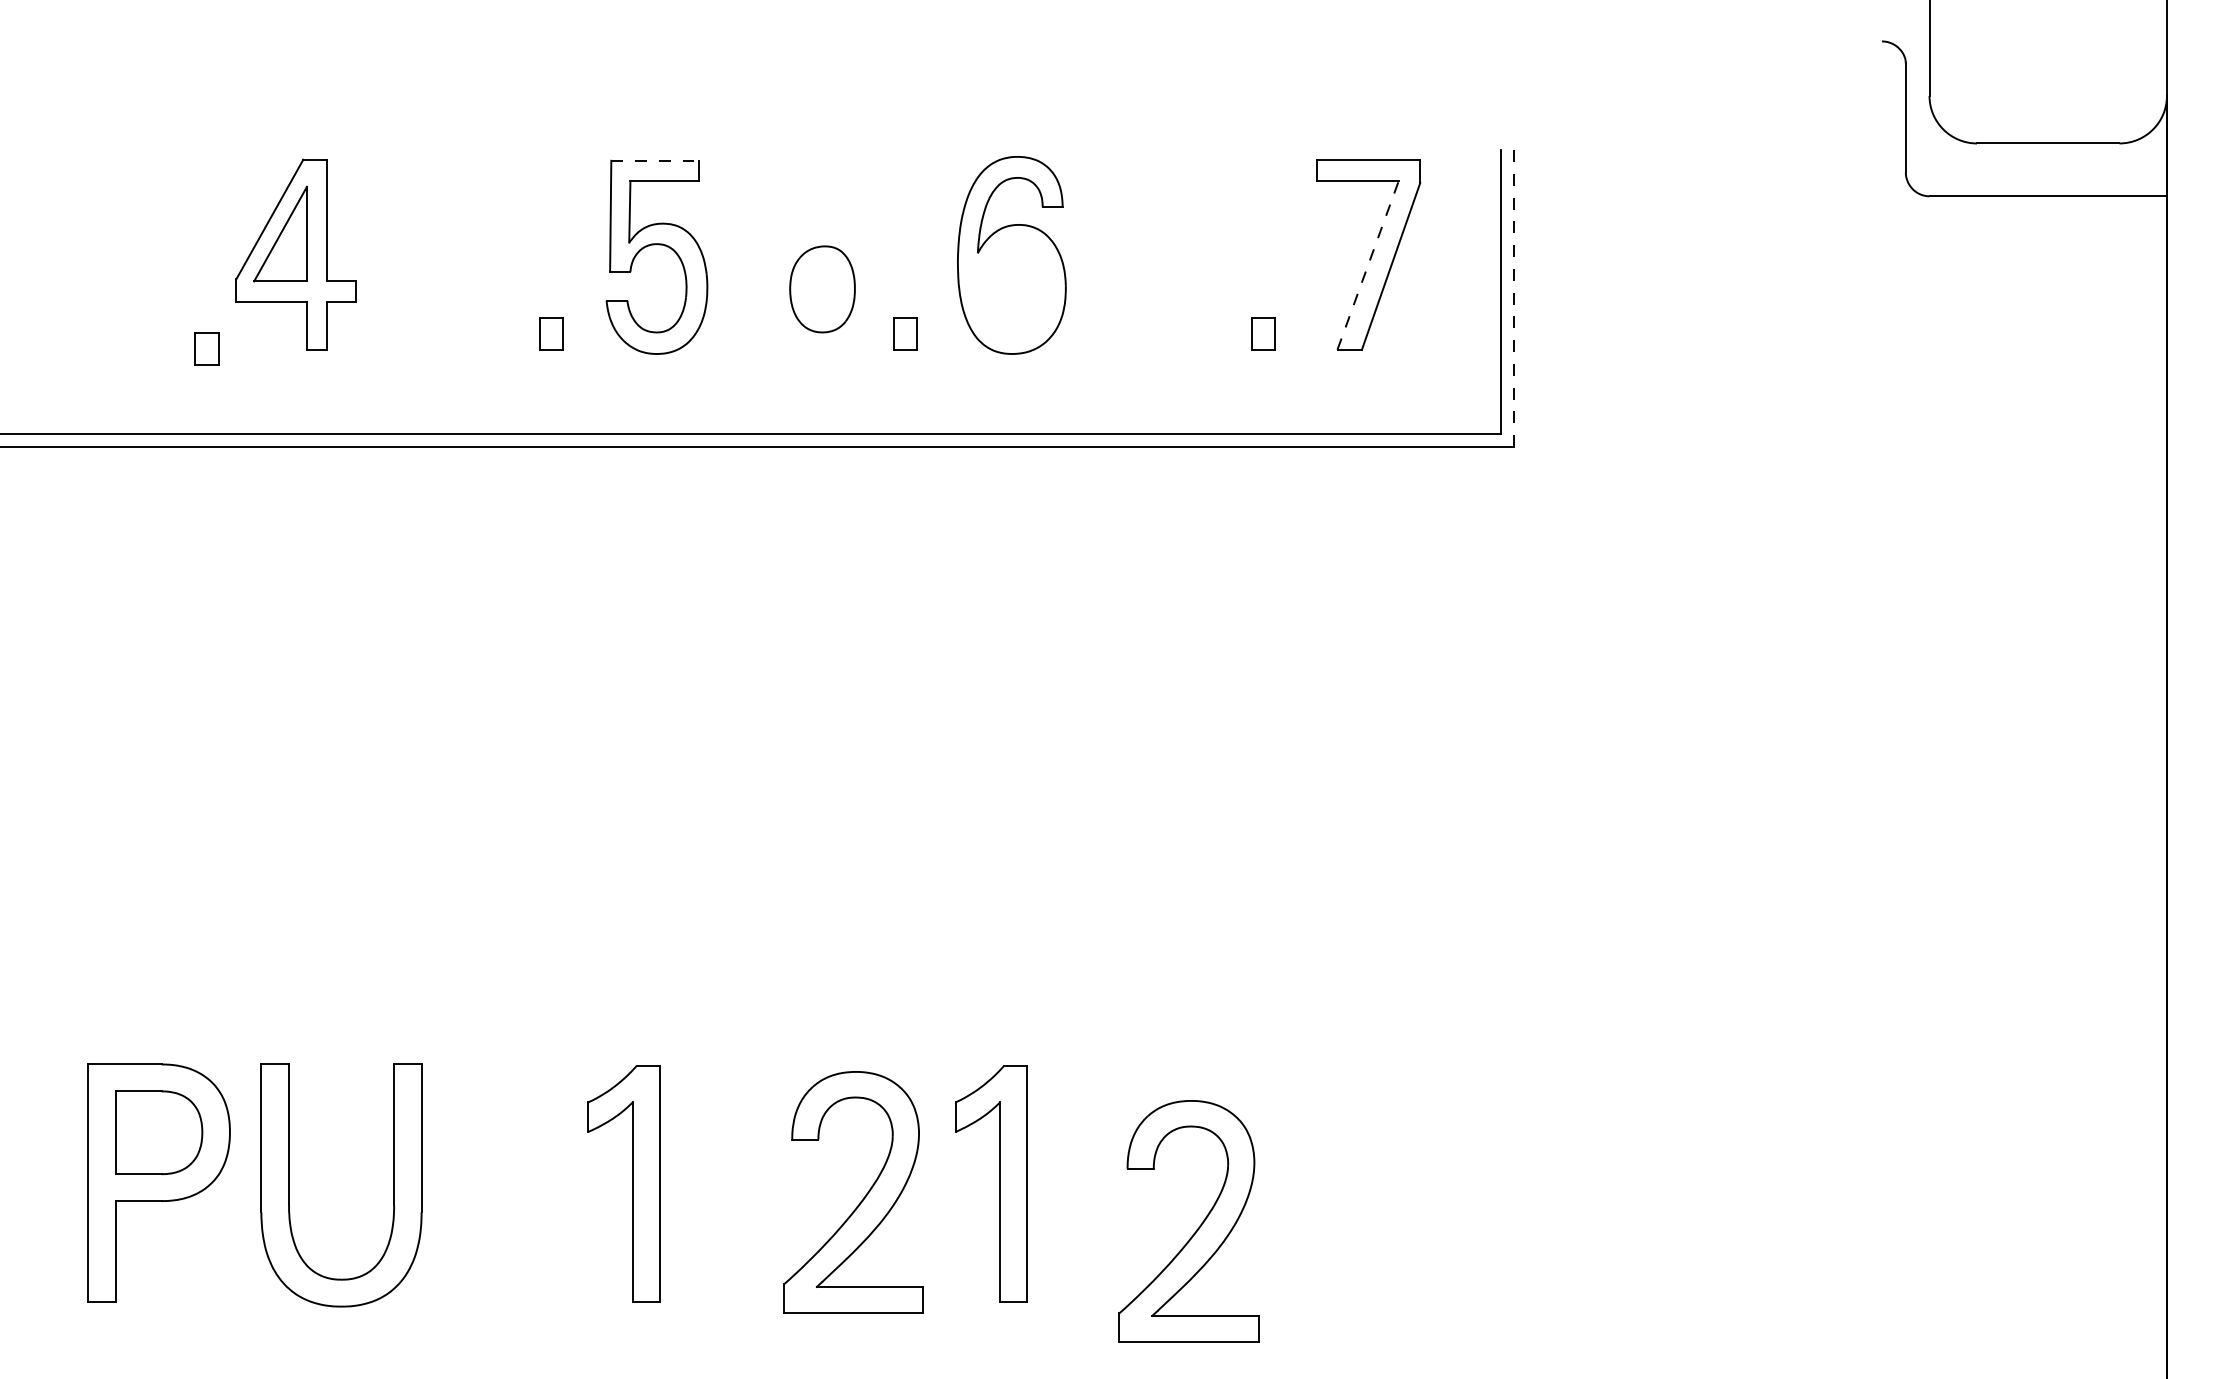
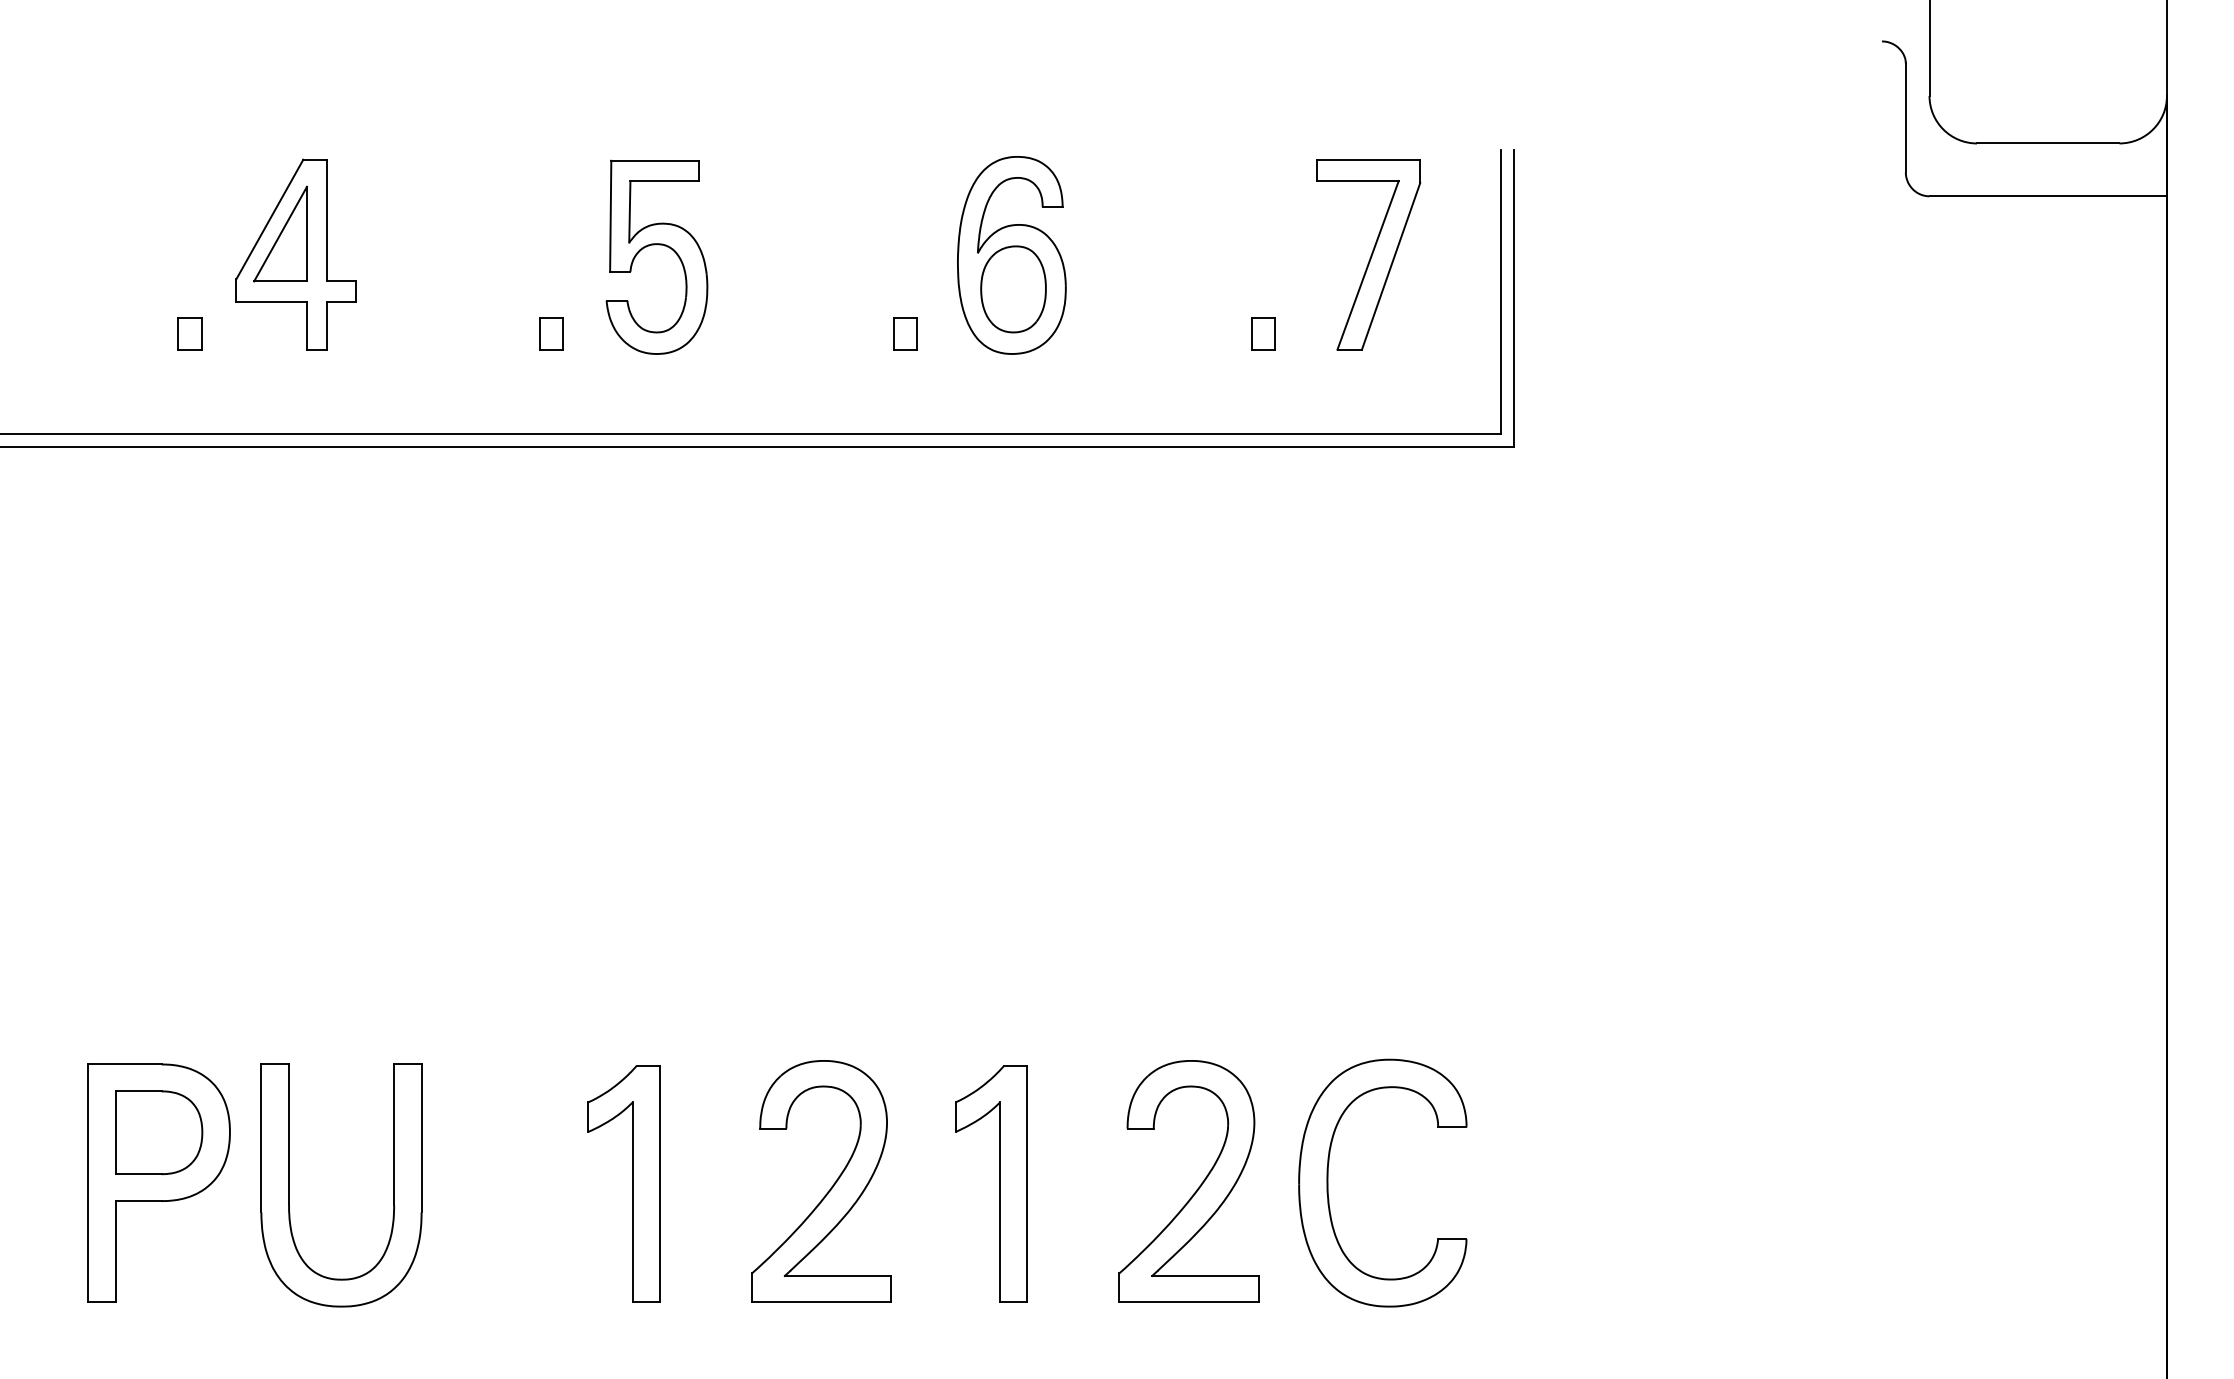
line: dashed -> solid (655, 160)
line: dashed -> solid (1368, 265)
part position: (822, 289) -> (1013, 289) (1013, 289)
line: dashed -> solid (1513, 298)
part position: (206, 348) -> (189, 333) (189, 333)
part: none -> present (1328, 1182)
part position: (863, 1197) -> (831, 1186) (831, 1186)
part position: (1196, 1229) -> (1196, 1189) (1196, 1189)
